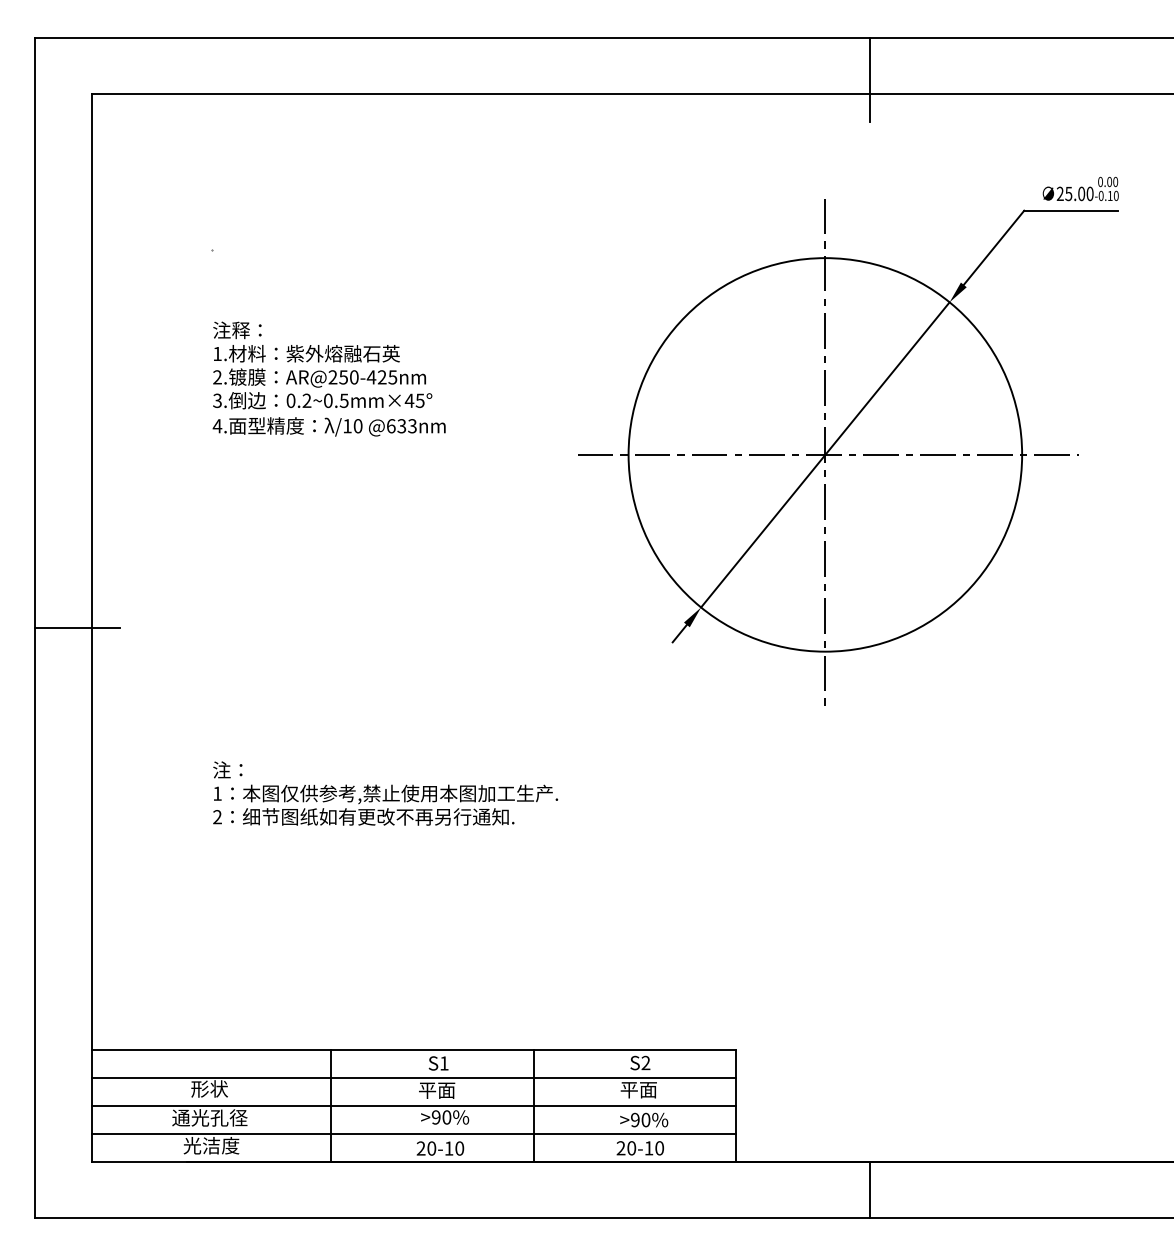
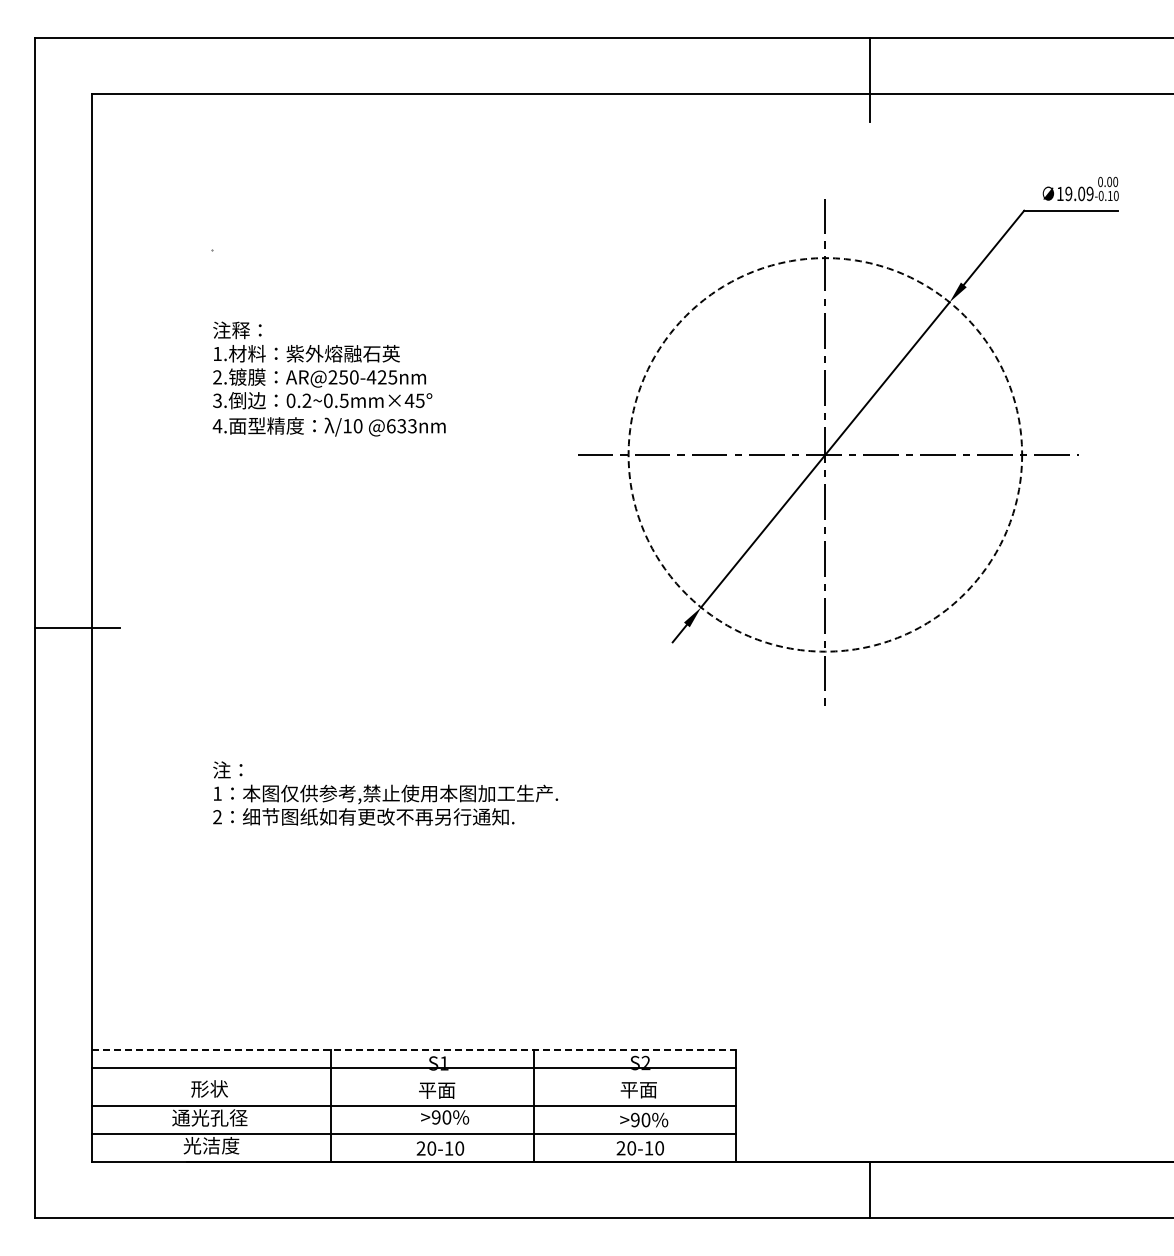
text: 25.00 -> 19.09 (1074, 193)
circle: solid -> dashed (825, 454)
line: solid -> dashed (414, 1049)
line position: (413, 1077) -> (413, 1067) (413, 1067)
